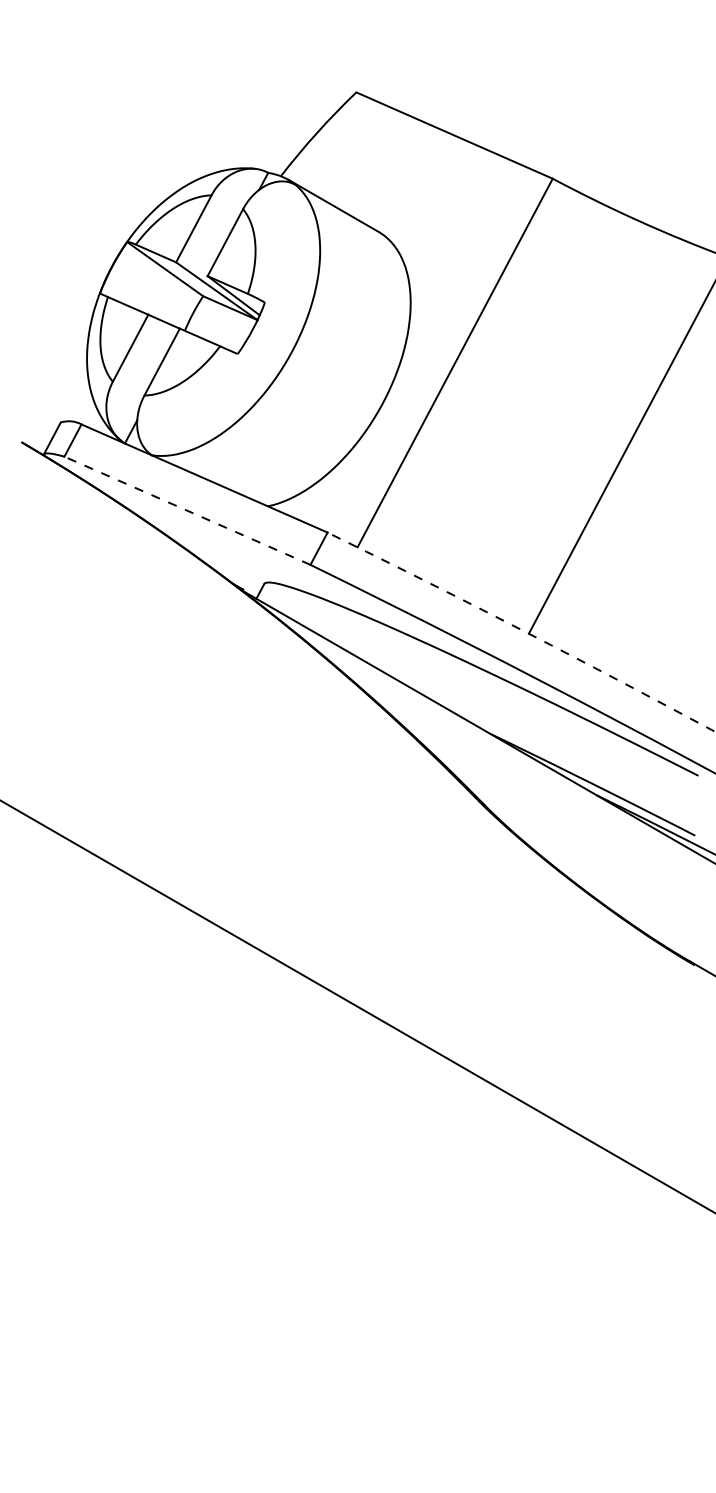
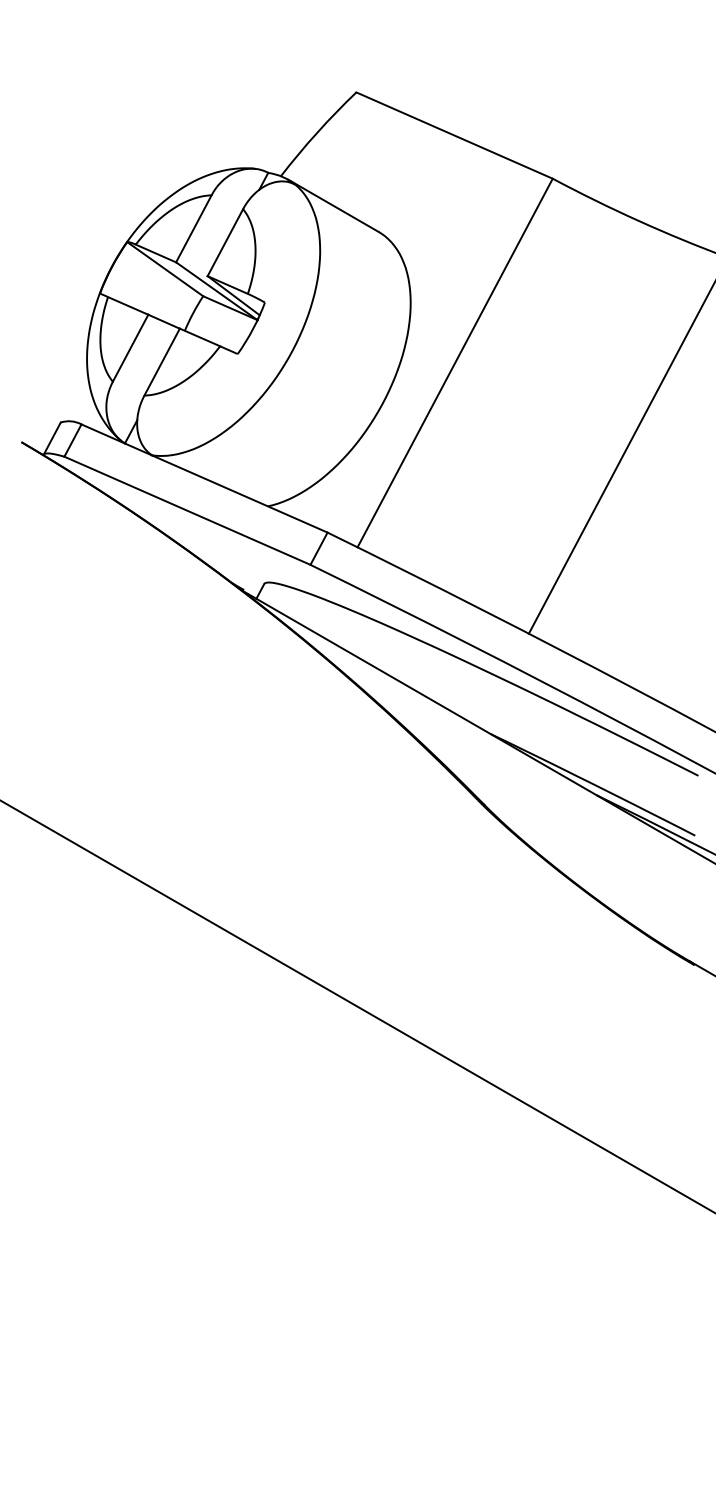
line: dashed -> solid (187, 510)
arc: dashed -> solid (522, 630)
